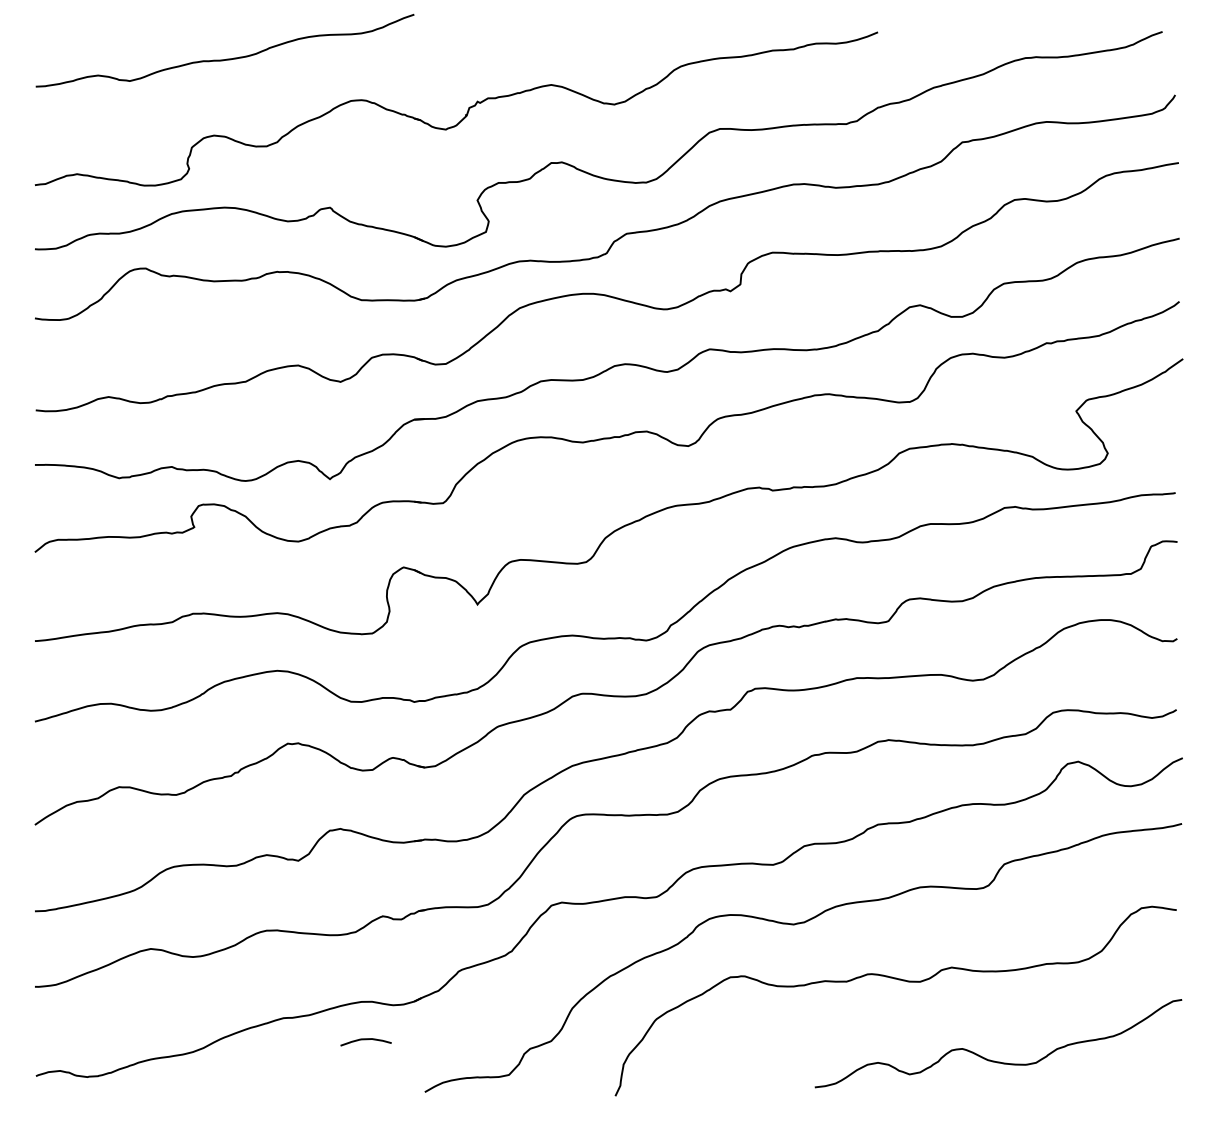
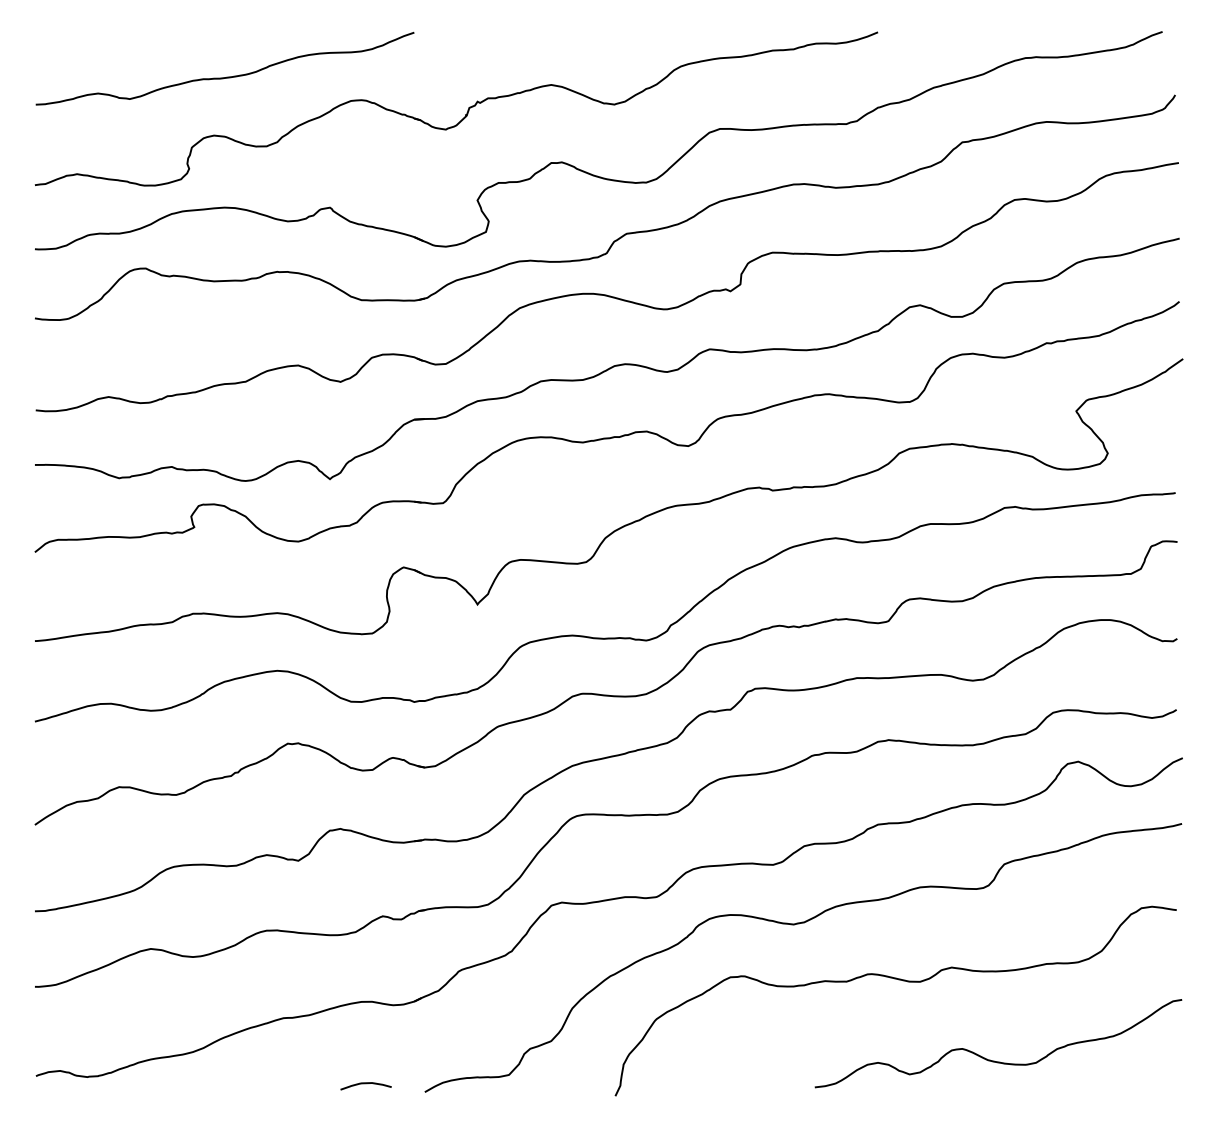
curve position: (226, 58) -> (226, 76) (226, 76)
curve position: (365, 1040) -> (365, 1084) (365, 1084)
